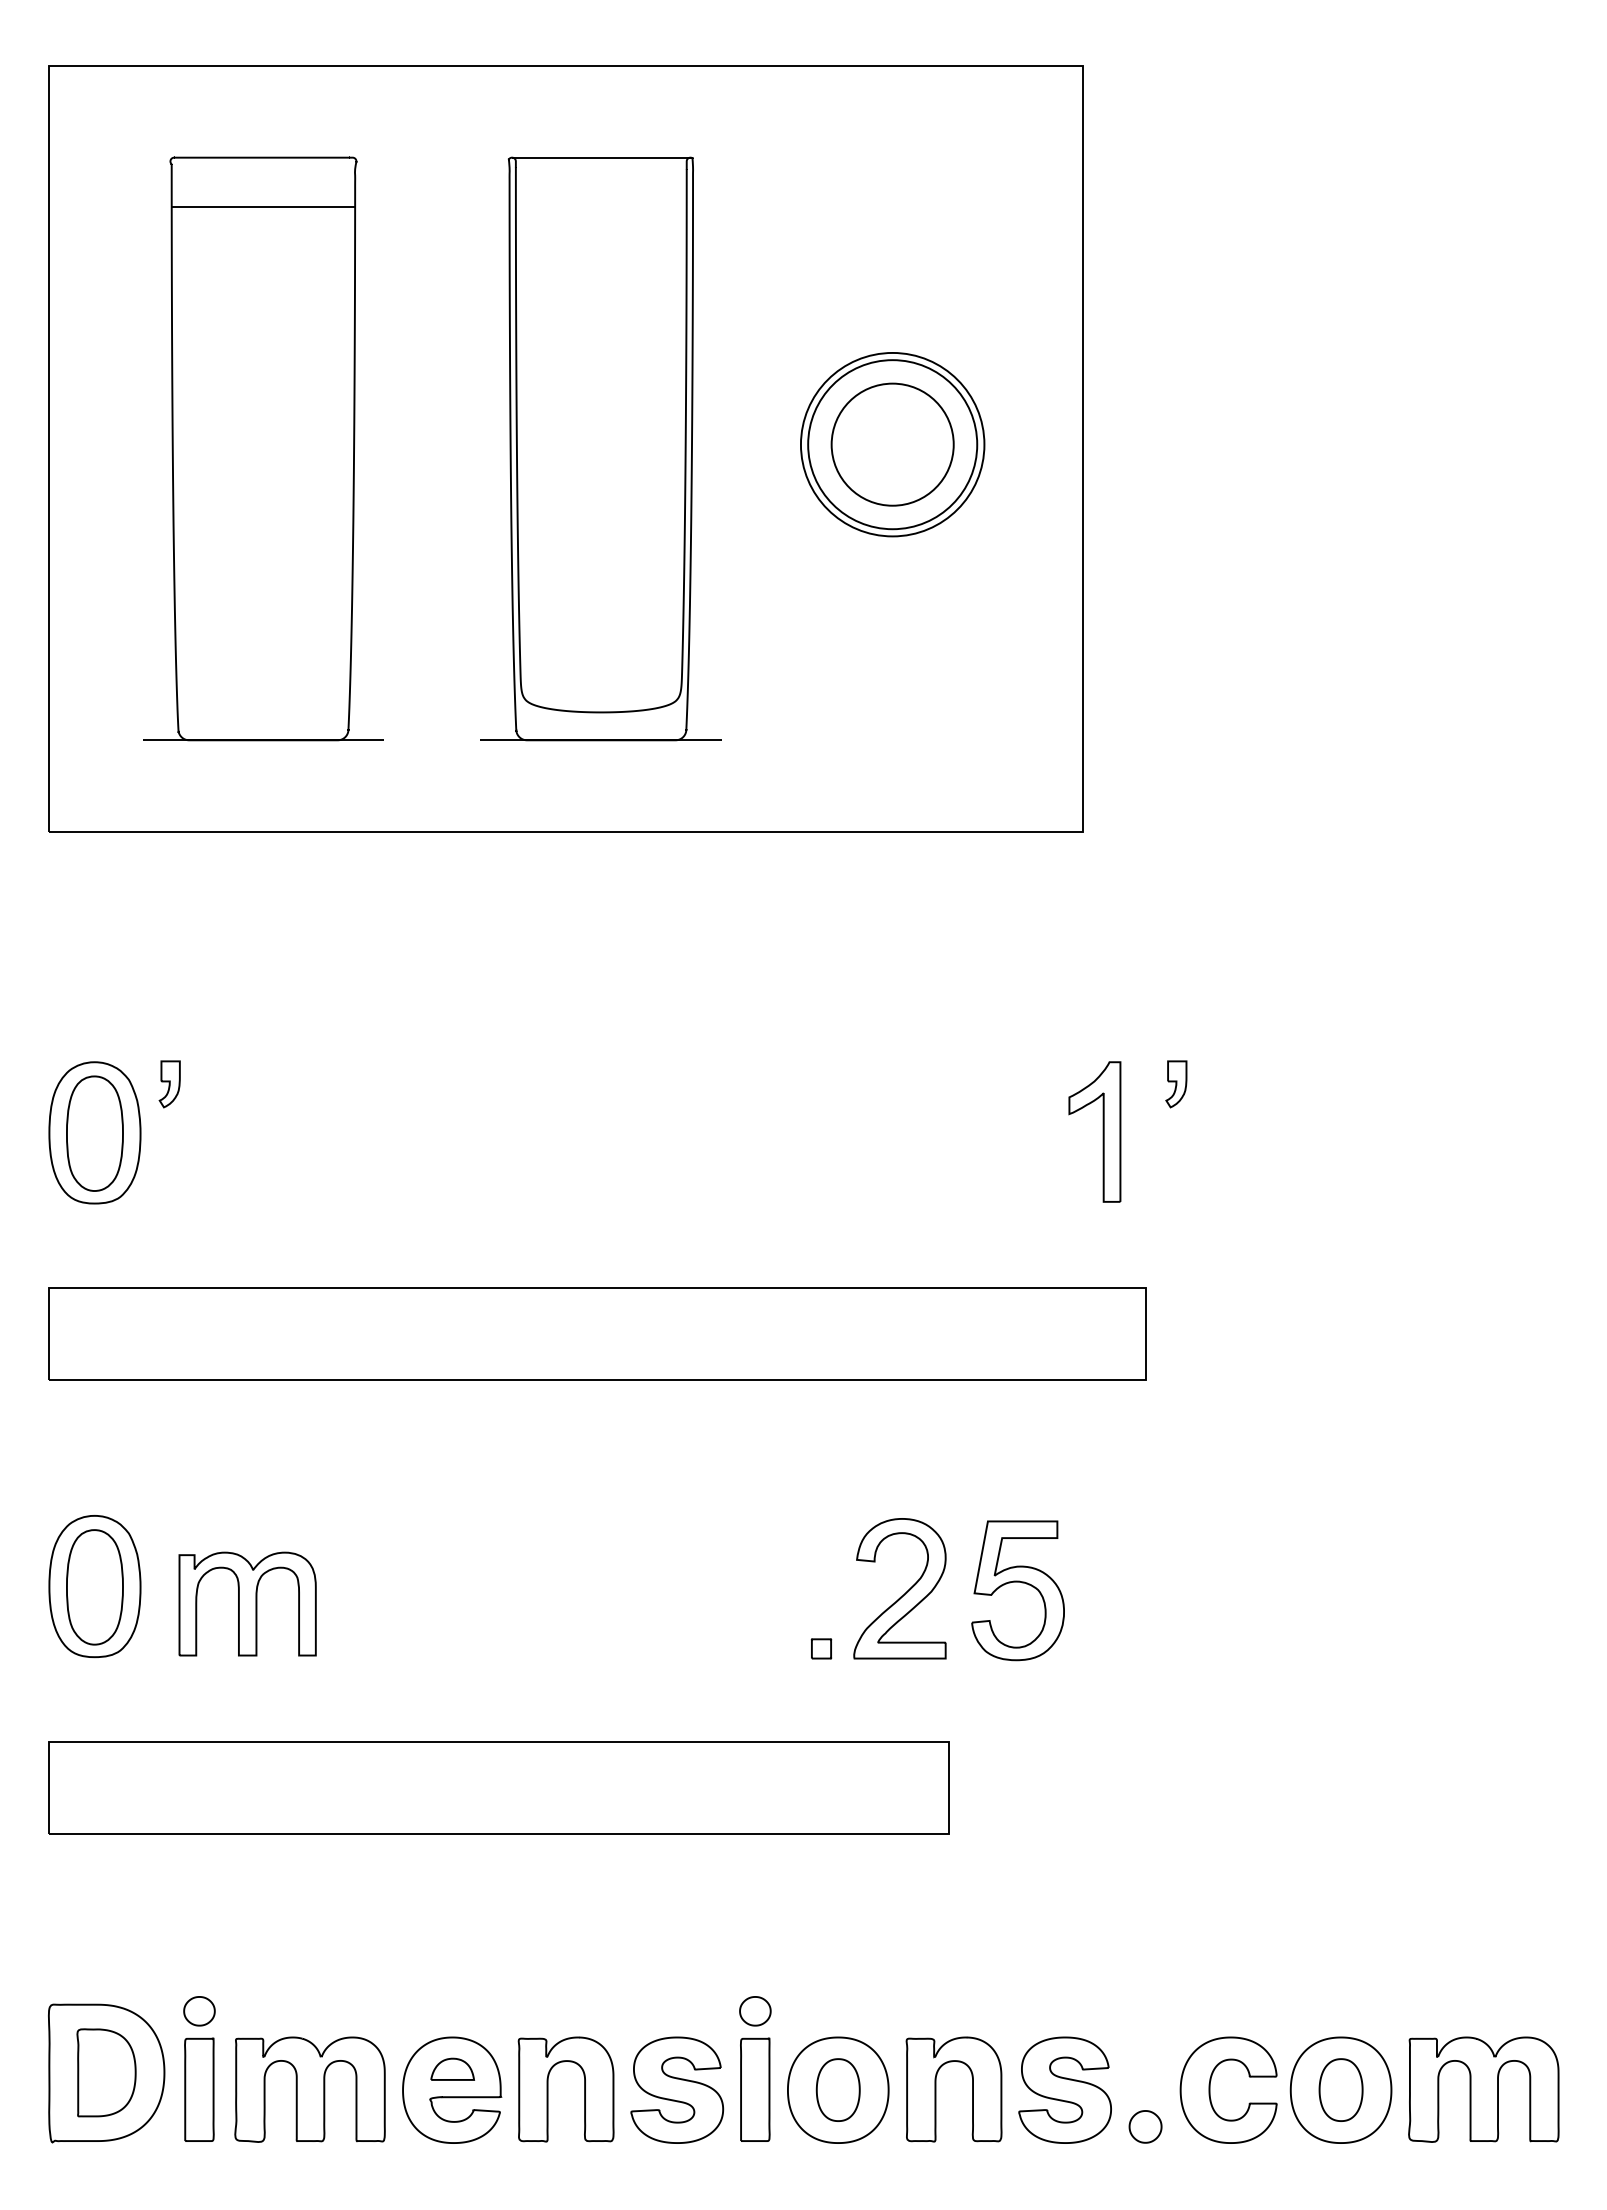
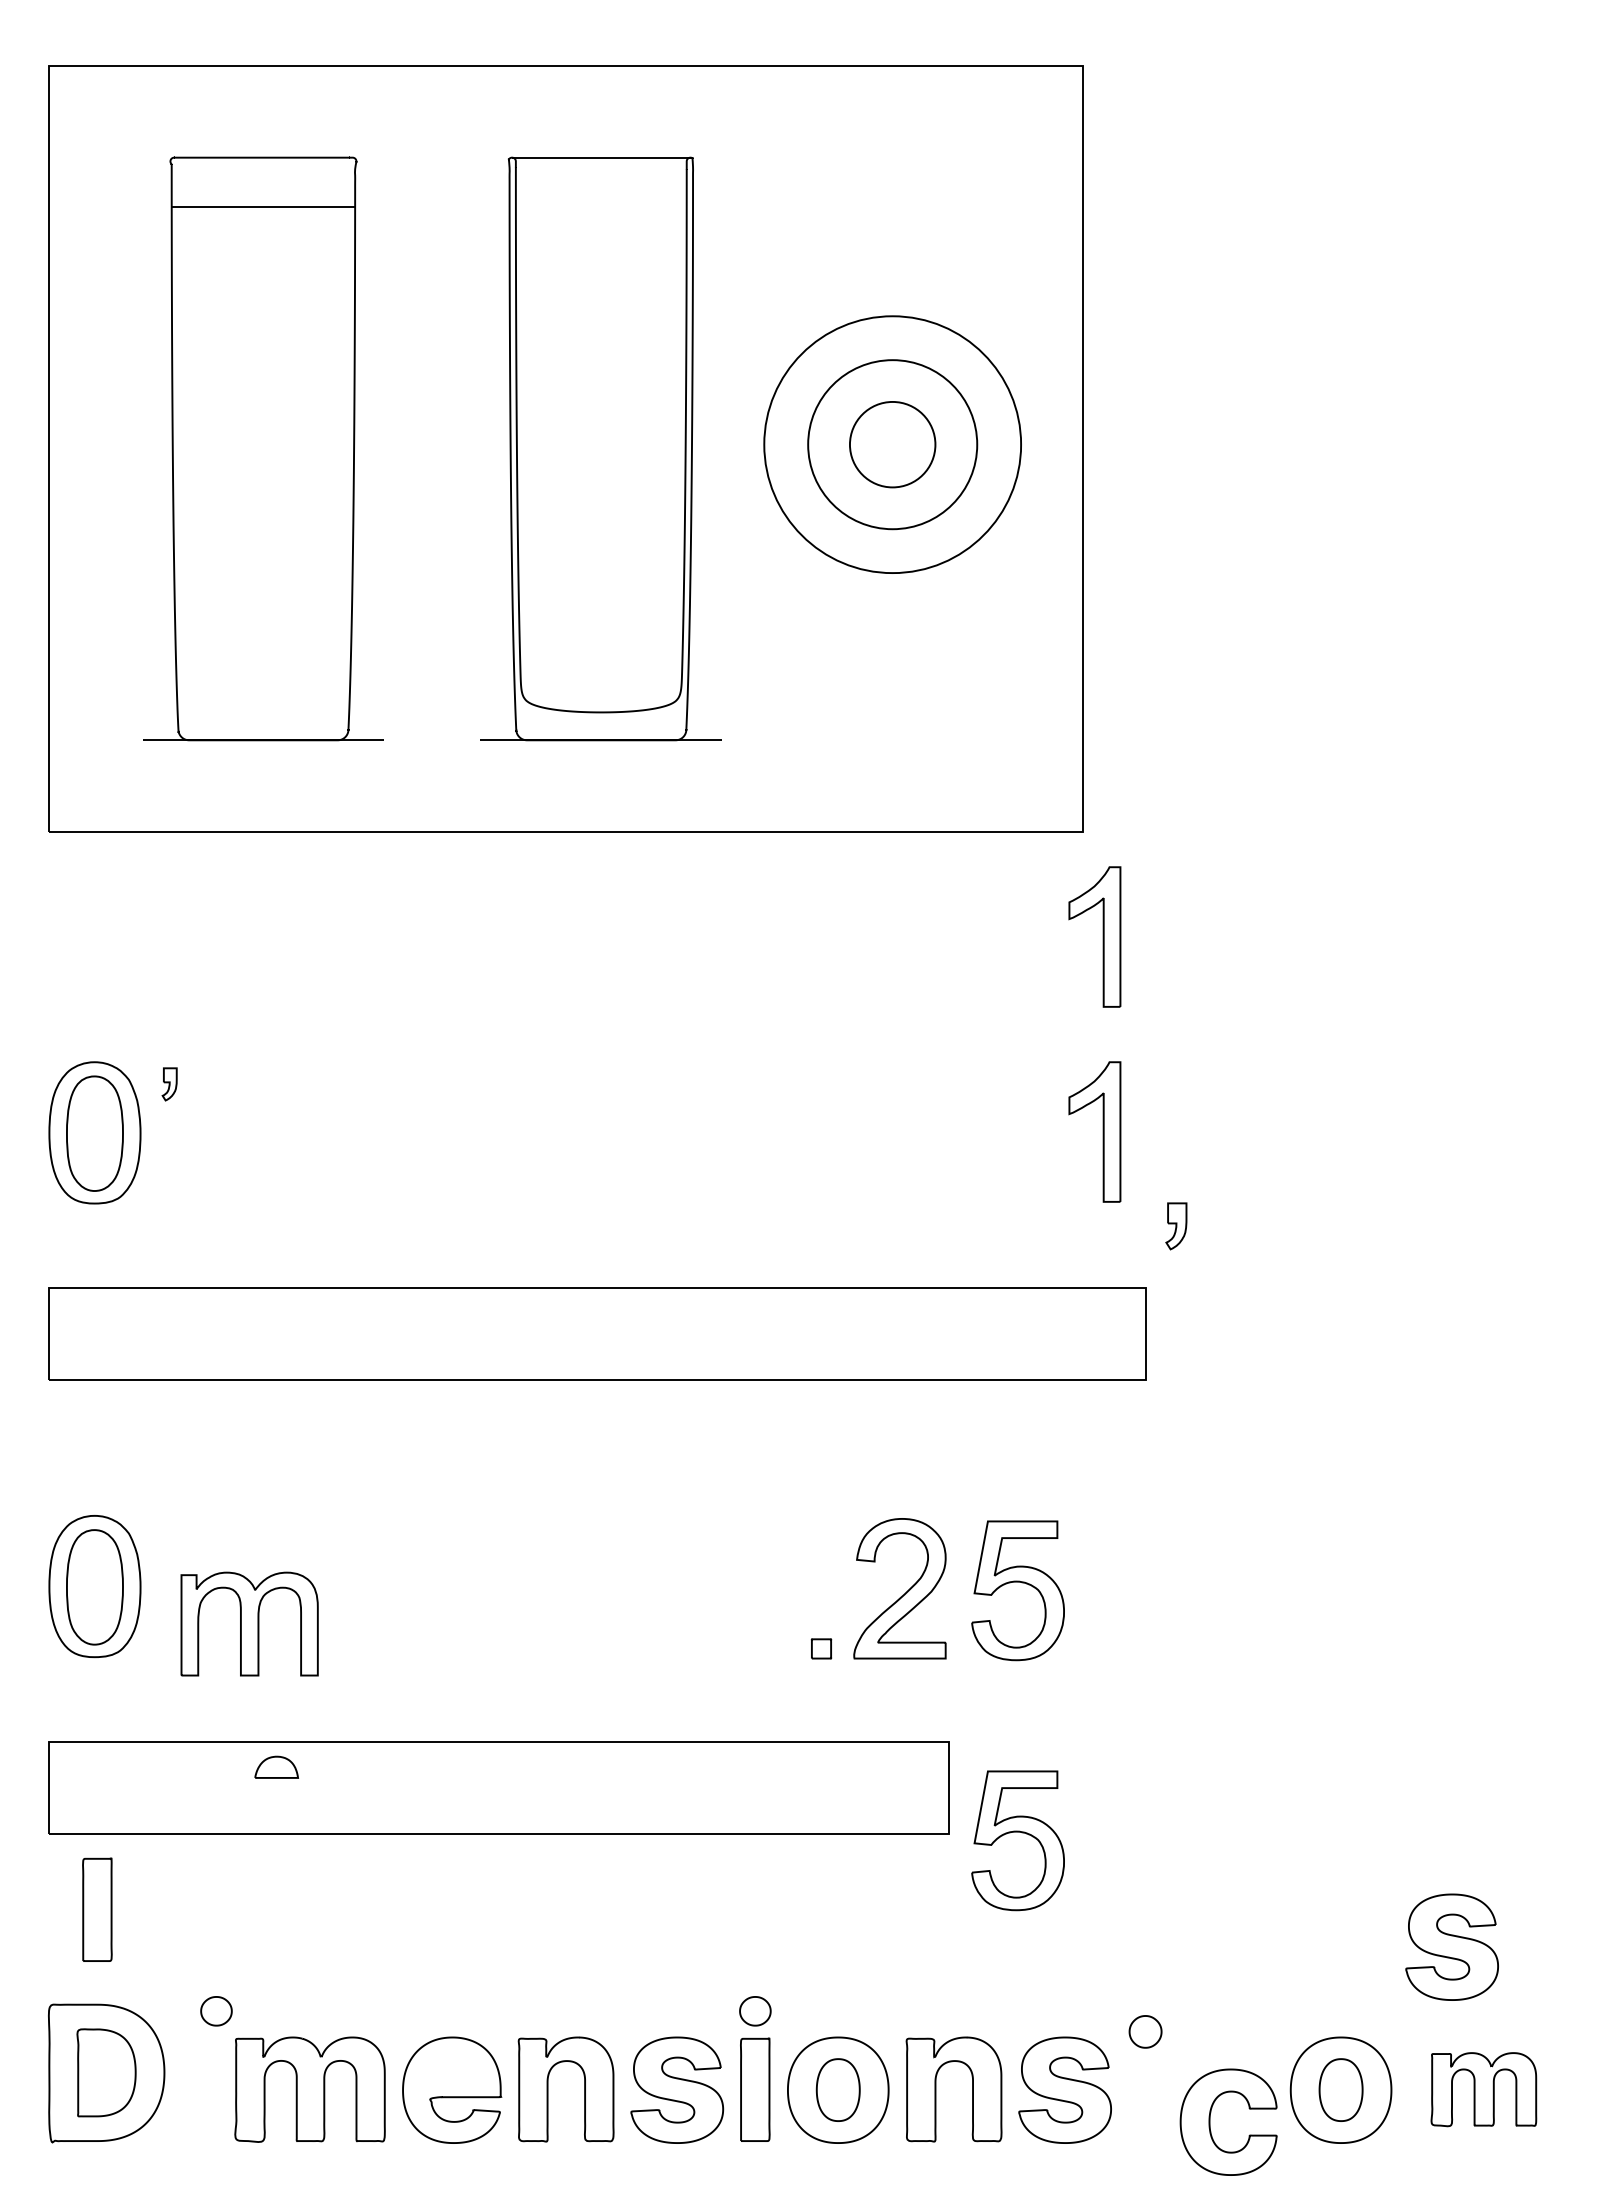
circle diameter: 122 px -> 85 px (892, 444)
circle diameter: 183 px -> 257 px (892, 444)
part: none -> present (1102, 936)
part size: 23x49 px -> 17x35 px (169, 1084)
part position: (1176, 1084) -> (1176, 1226) (1176, 1226)
part position: (247, 1603) -> (249, 1623) (249, 1623)
part: none -> present (1017, 1832)
part: none -> present (1451, 1946)
part position: (199, 2011) -> (216, 2011) (216, 2011)
part position: (452, 2068) -> (276, 1766) (276, 1766)
part position: (199, 2089) -> (97, 1909) (97, 1909)
part position: (1210, 2089) -> (1210, 2121) (1210, 2121)
part size: 152x107 px -> 108x76 px (1483, 2089)
part position: (1145, 2126) -> (1145, 2031) (1145, 2031)
